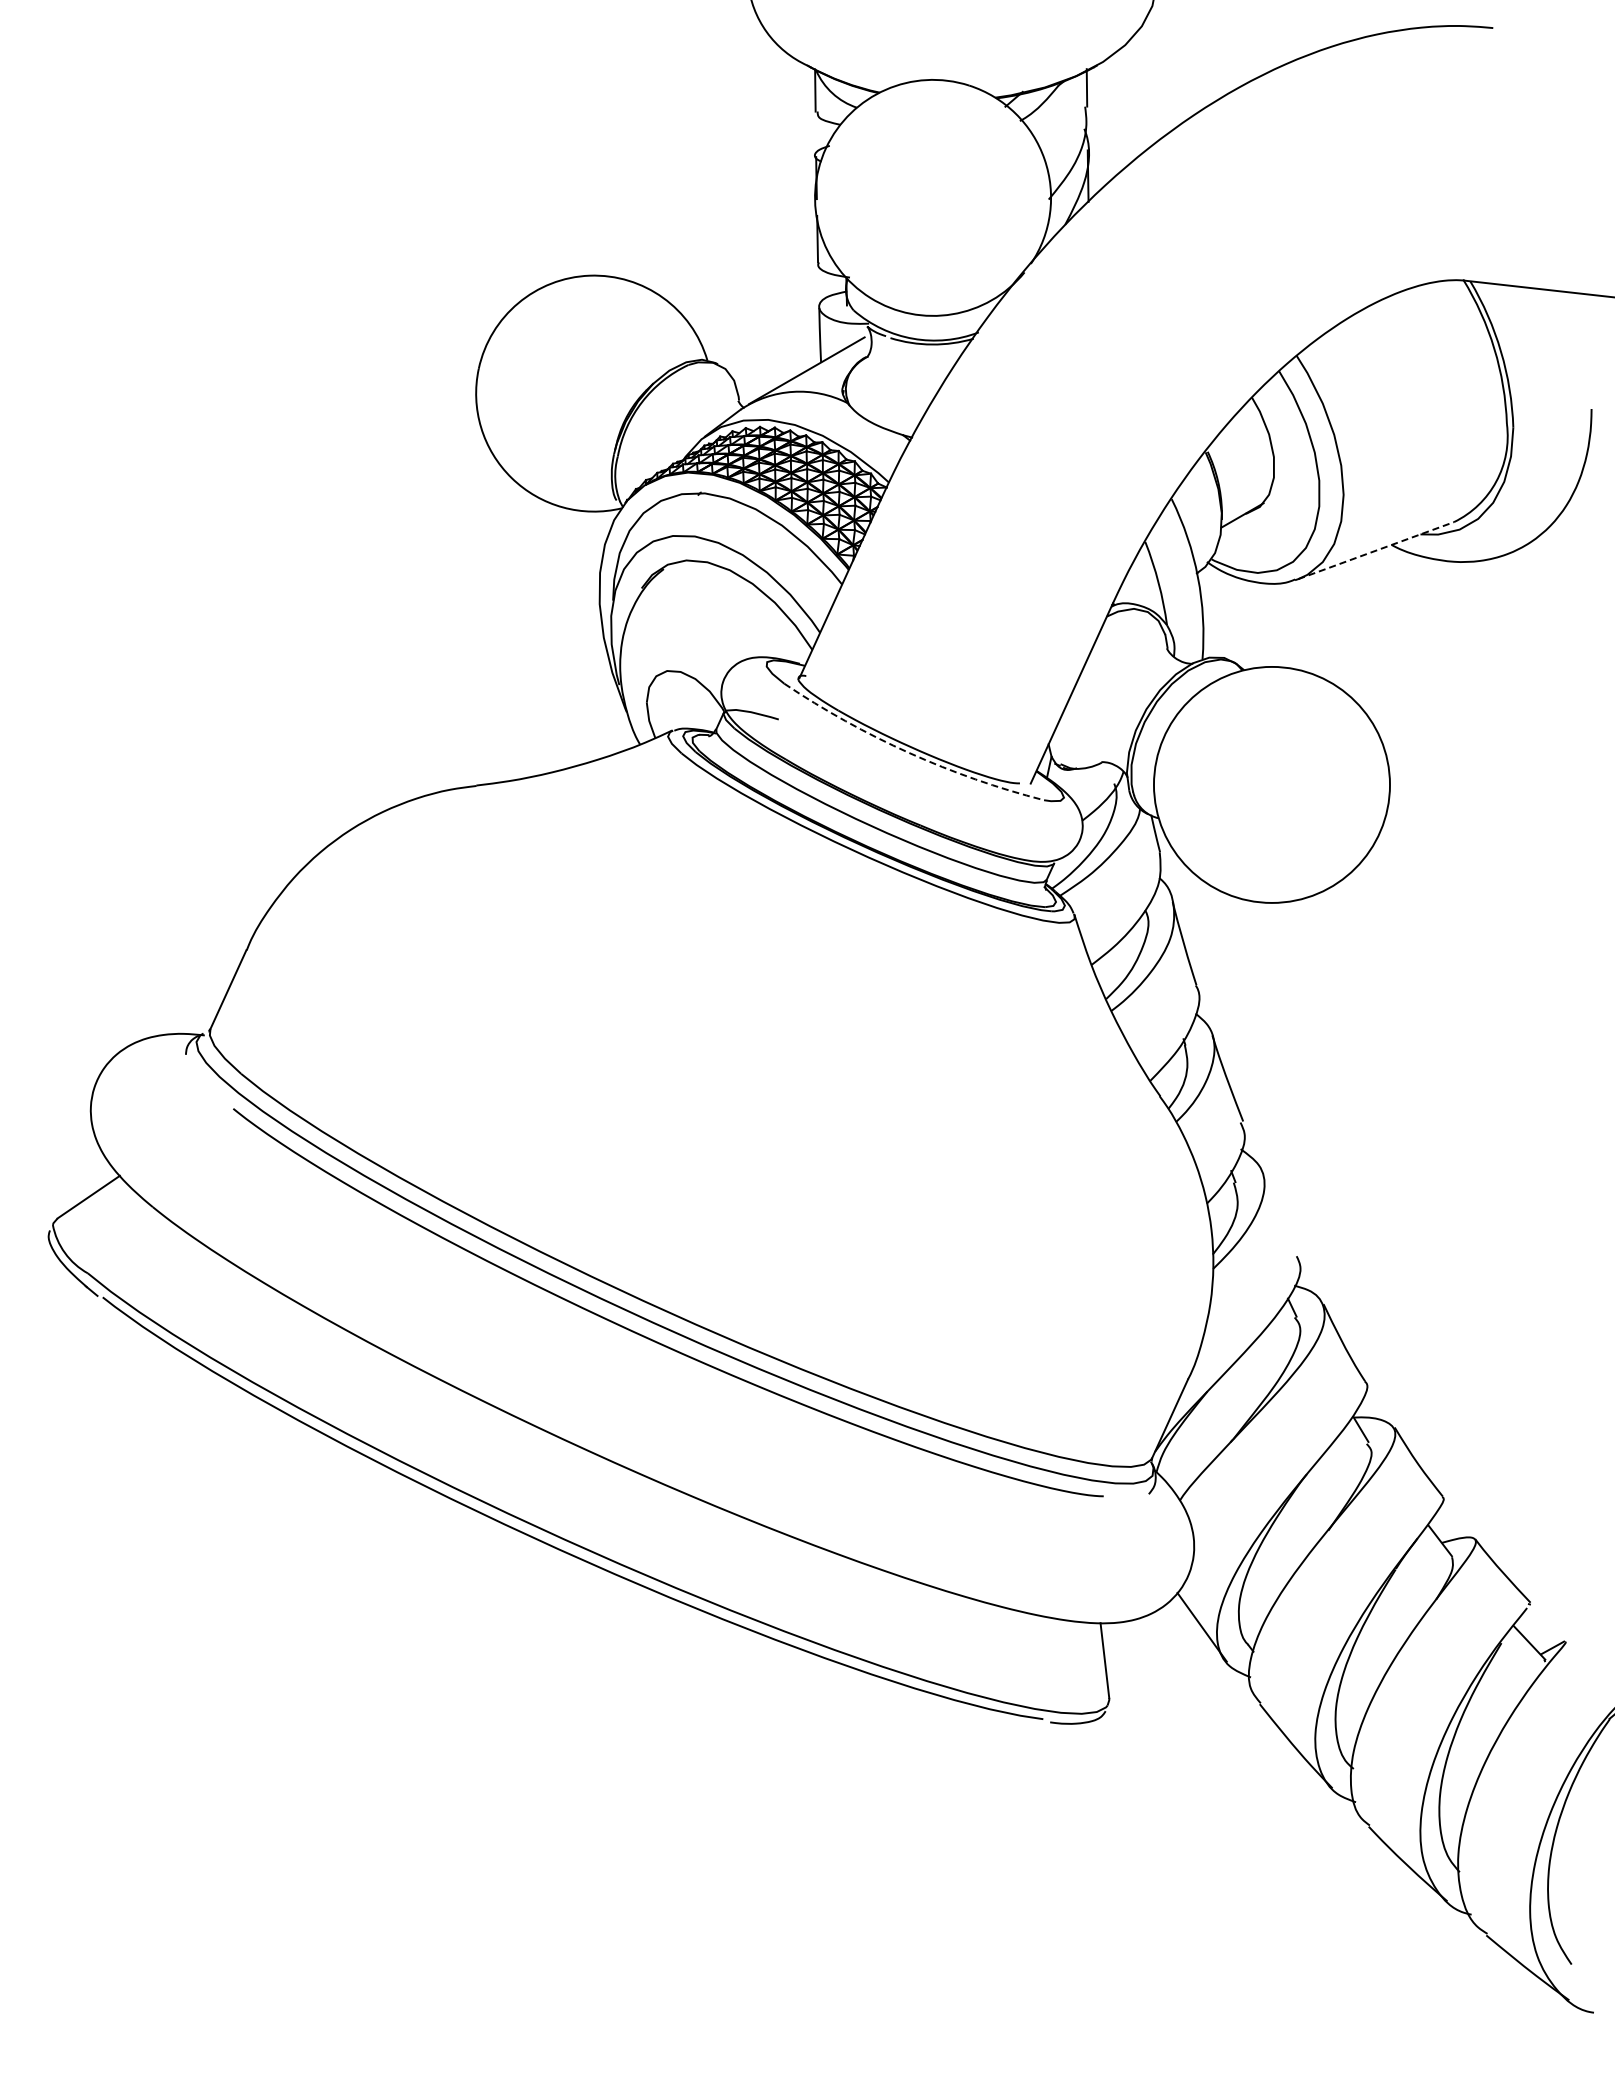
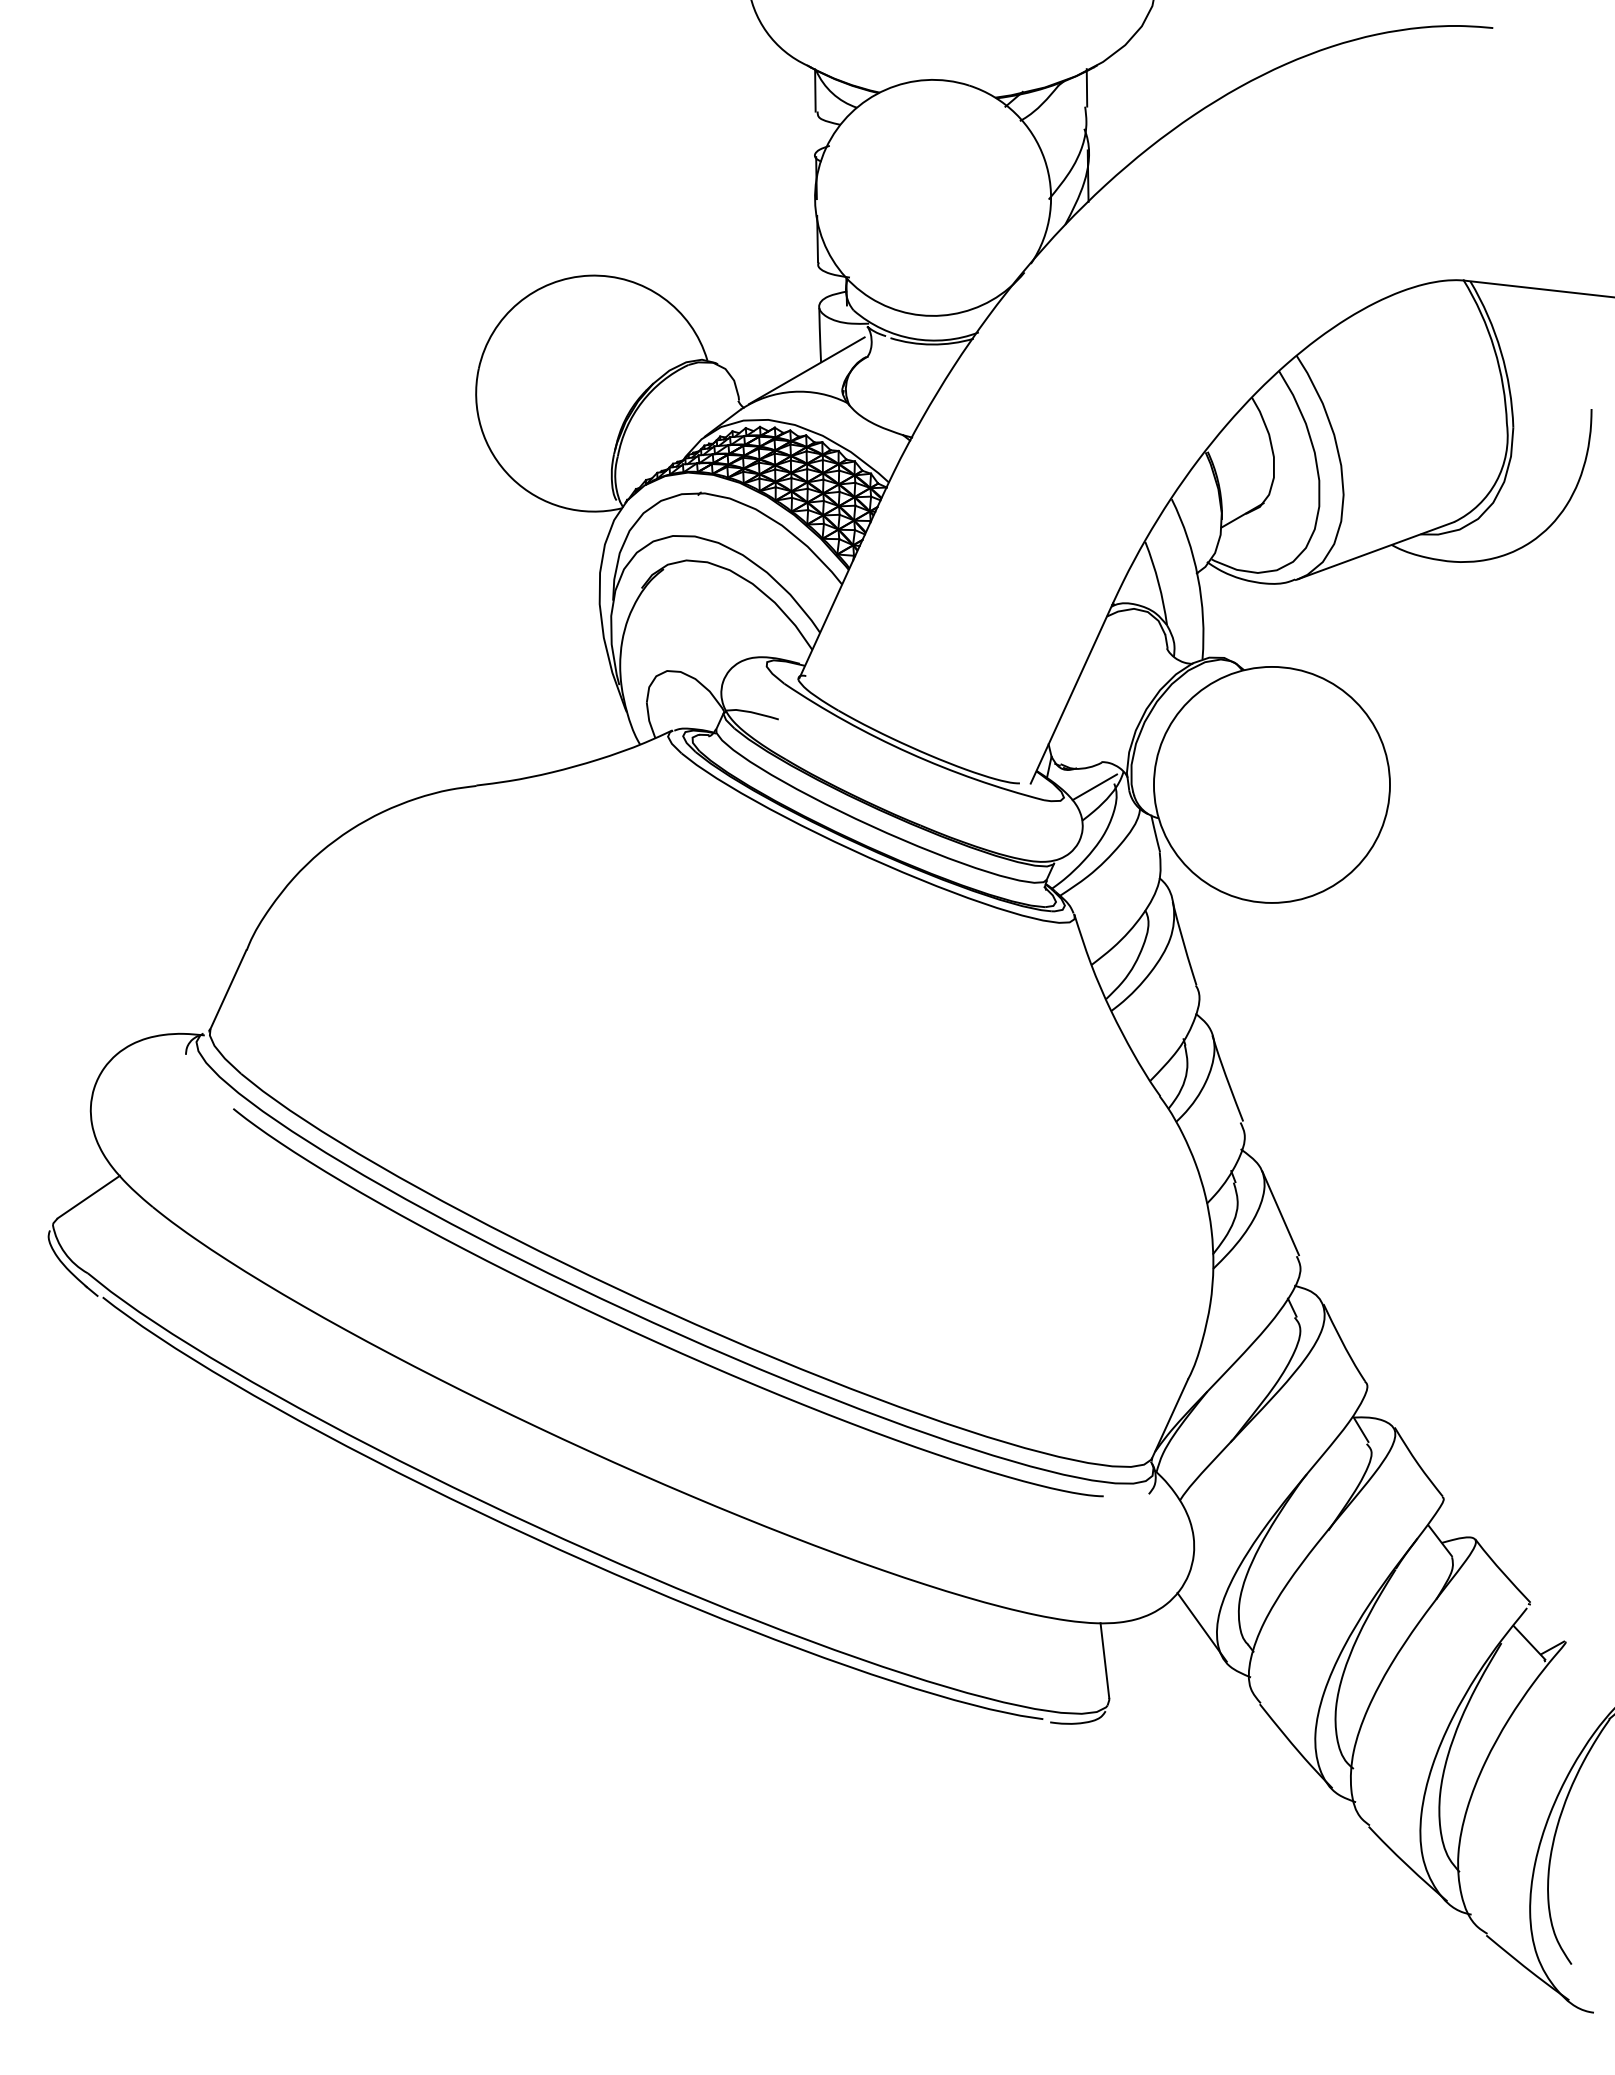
line: dashed -> solid (1376, 550)
arc: dashed -> solid (909, 753)
line: none -> present (1094, 787)
line: none -> present (1280, 1213)
